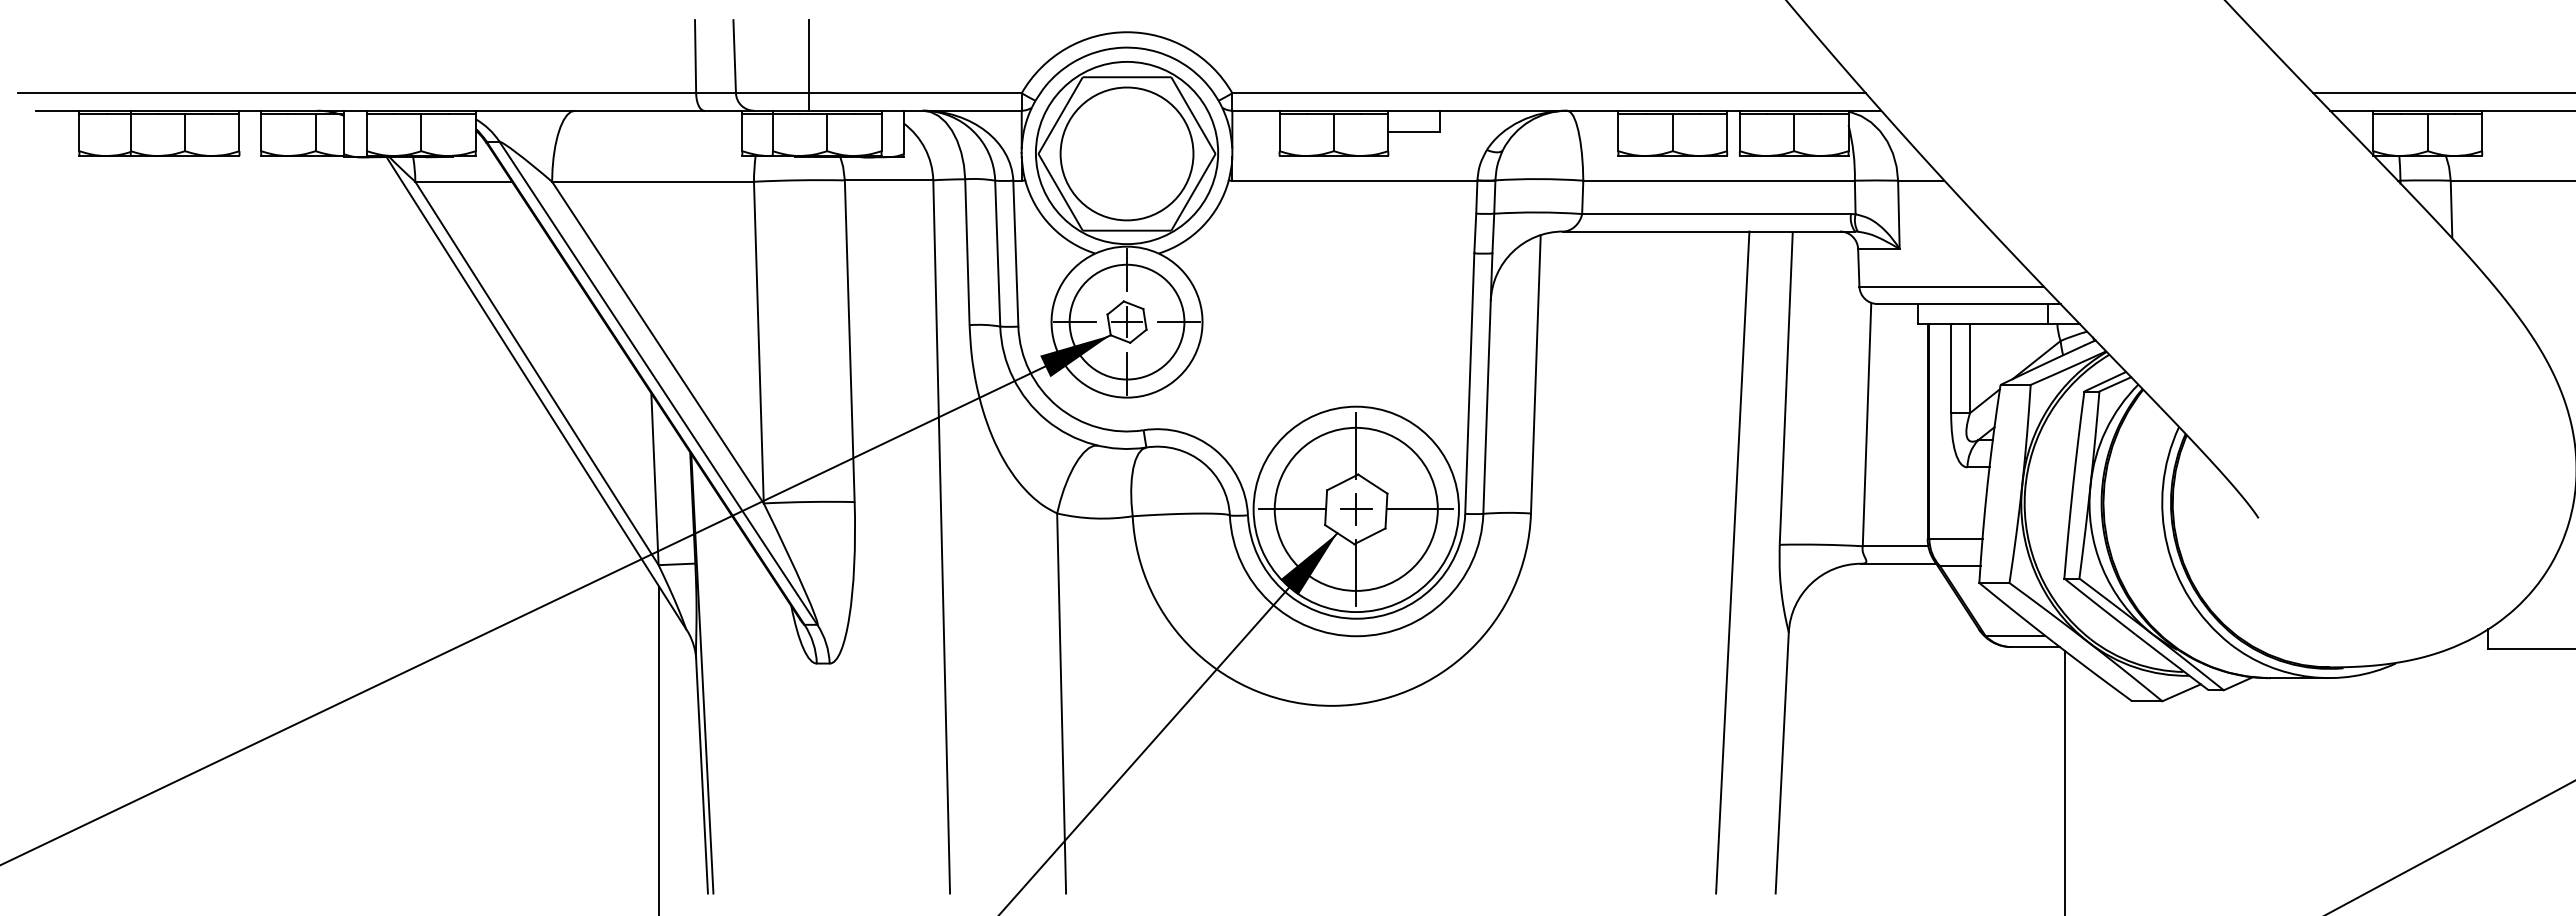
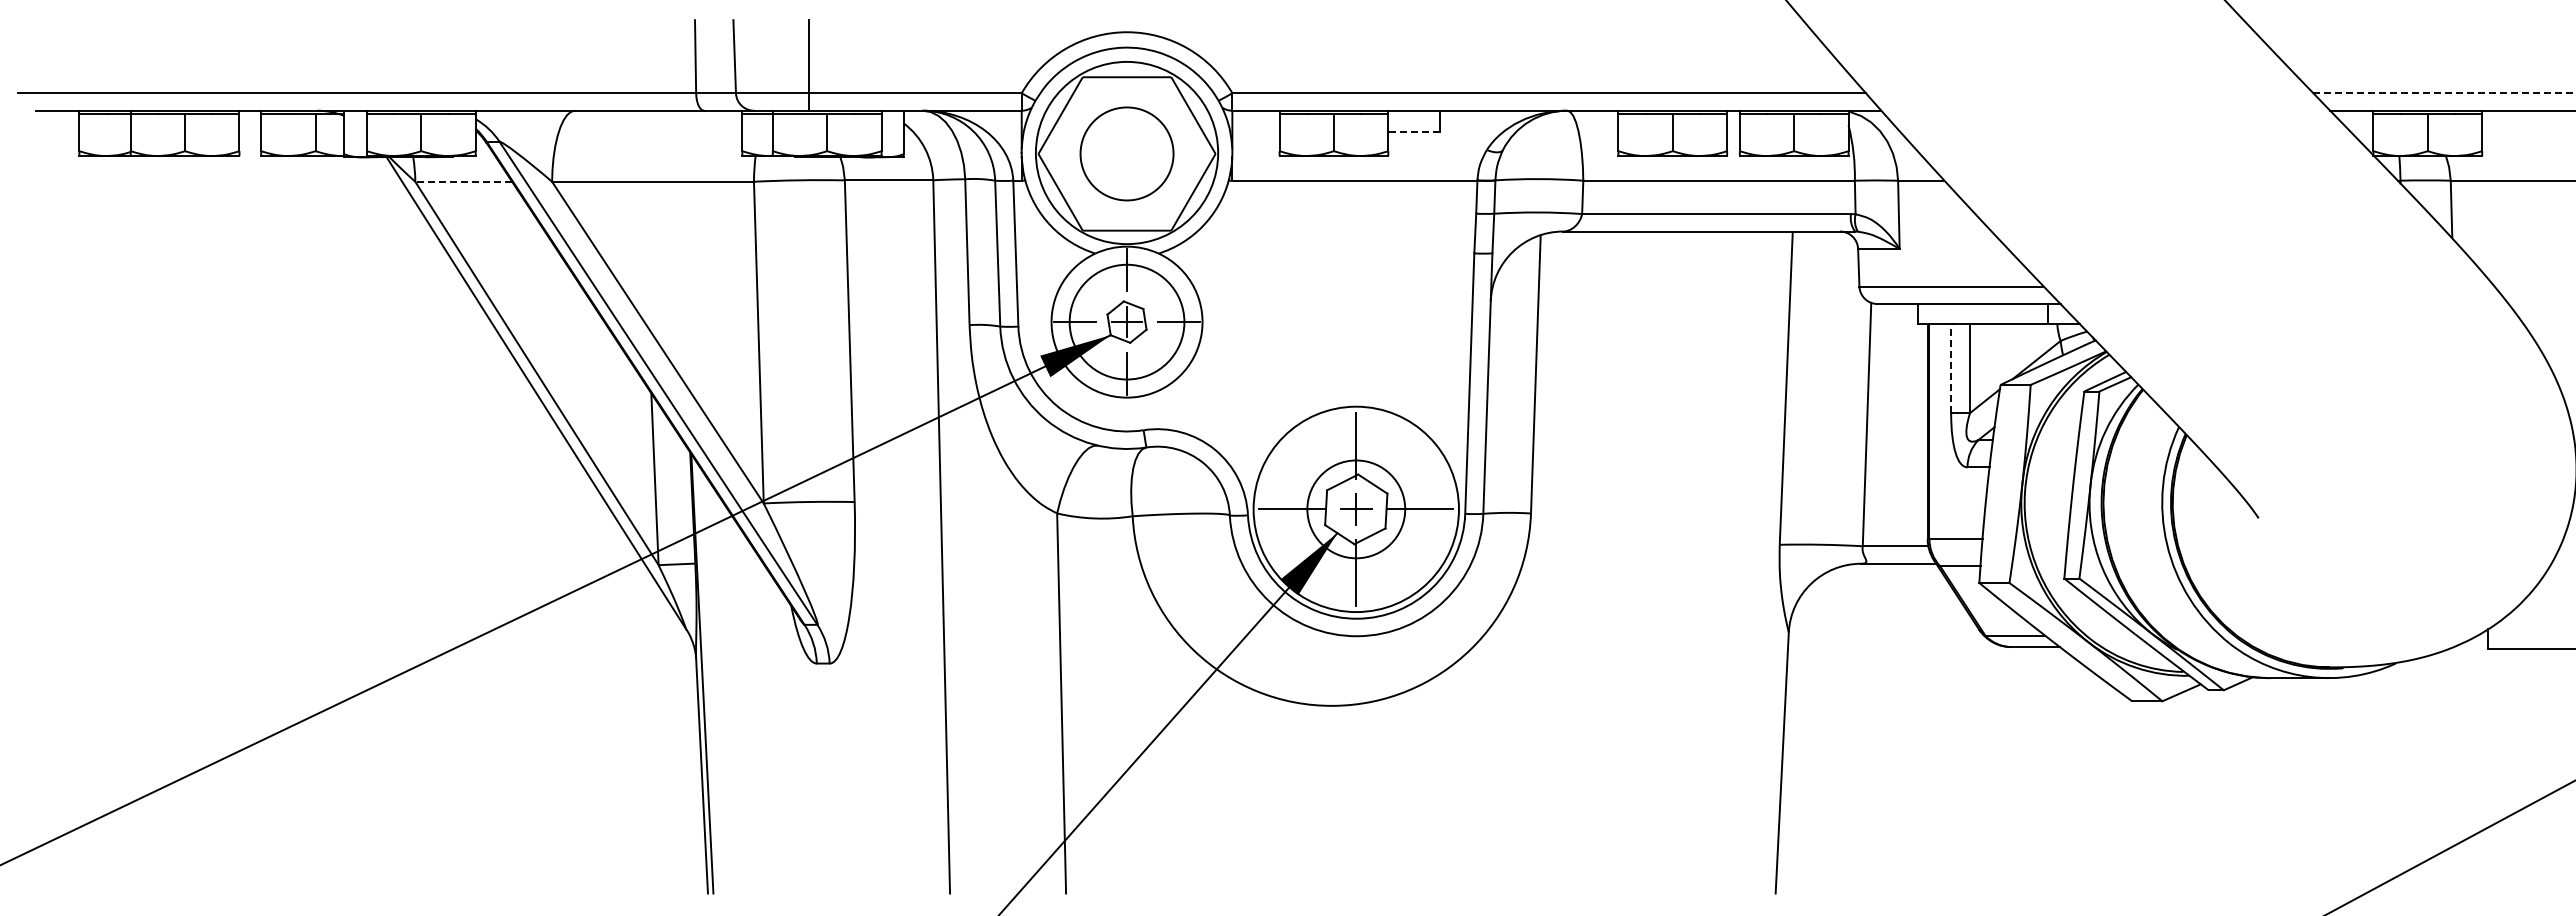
line: solid -> dashed (2444, 93)
line: solid -> dashed (1414, 131)
circle diameter: 133 px -> 93 px (1126, 153)
line: solid -> dashed (463, 181)
line: solid -> dashed (1951, 368)
circle diameter: 163 px -> 98 px (1356, 509)
line: present -> none (1732, 562)
line: present -> none (659, 749)
line: present -> none (2065, 781)
